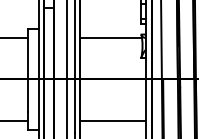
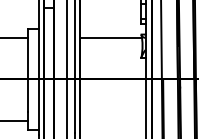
line: present -> none (112, 120)
